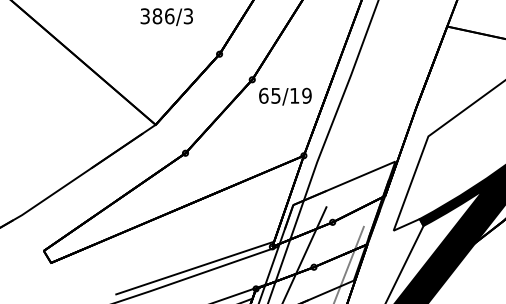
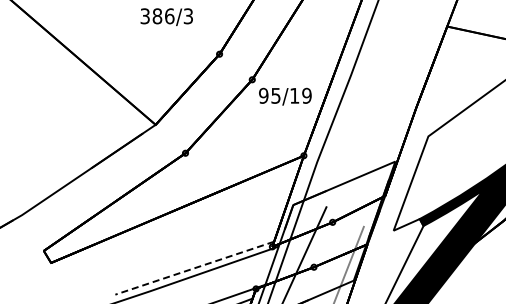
text: 65/19 -> 95/19 (263, 95)
line: solid -> dashed (194, 268)
